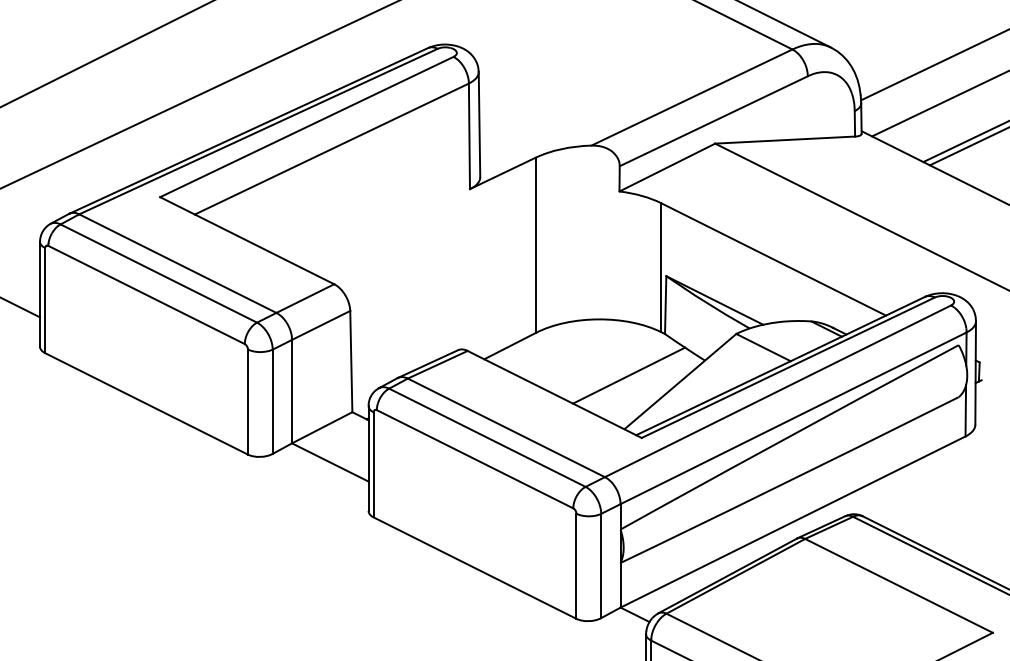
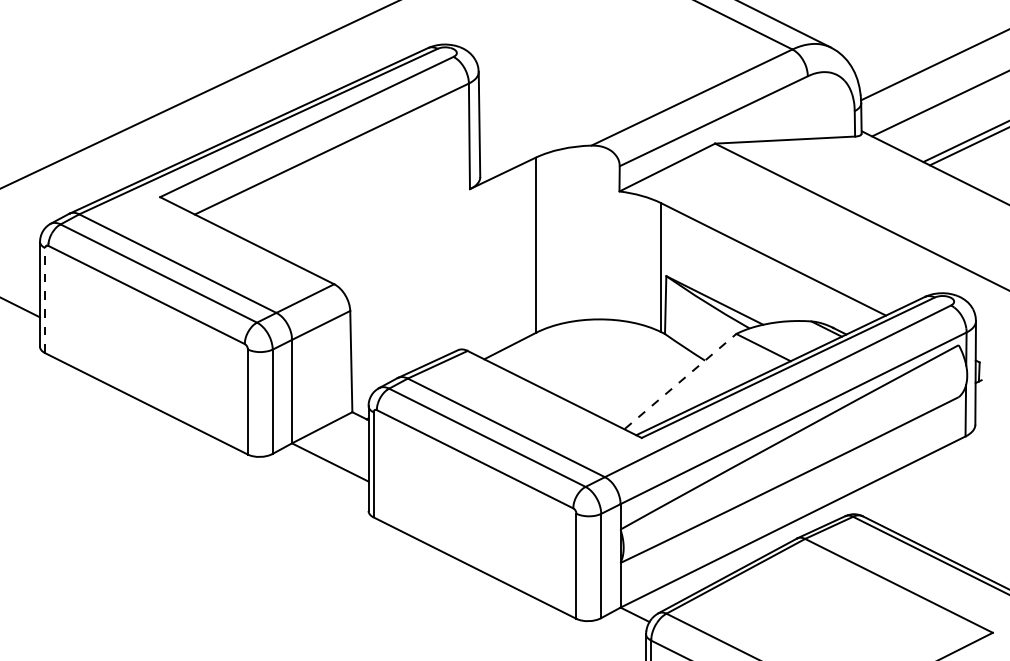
line: present -> none (106, 54)
line: solid -> dashed (45, 300)
line: present -> none (629, 375)
line: solid -> dashed (681, 381)
